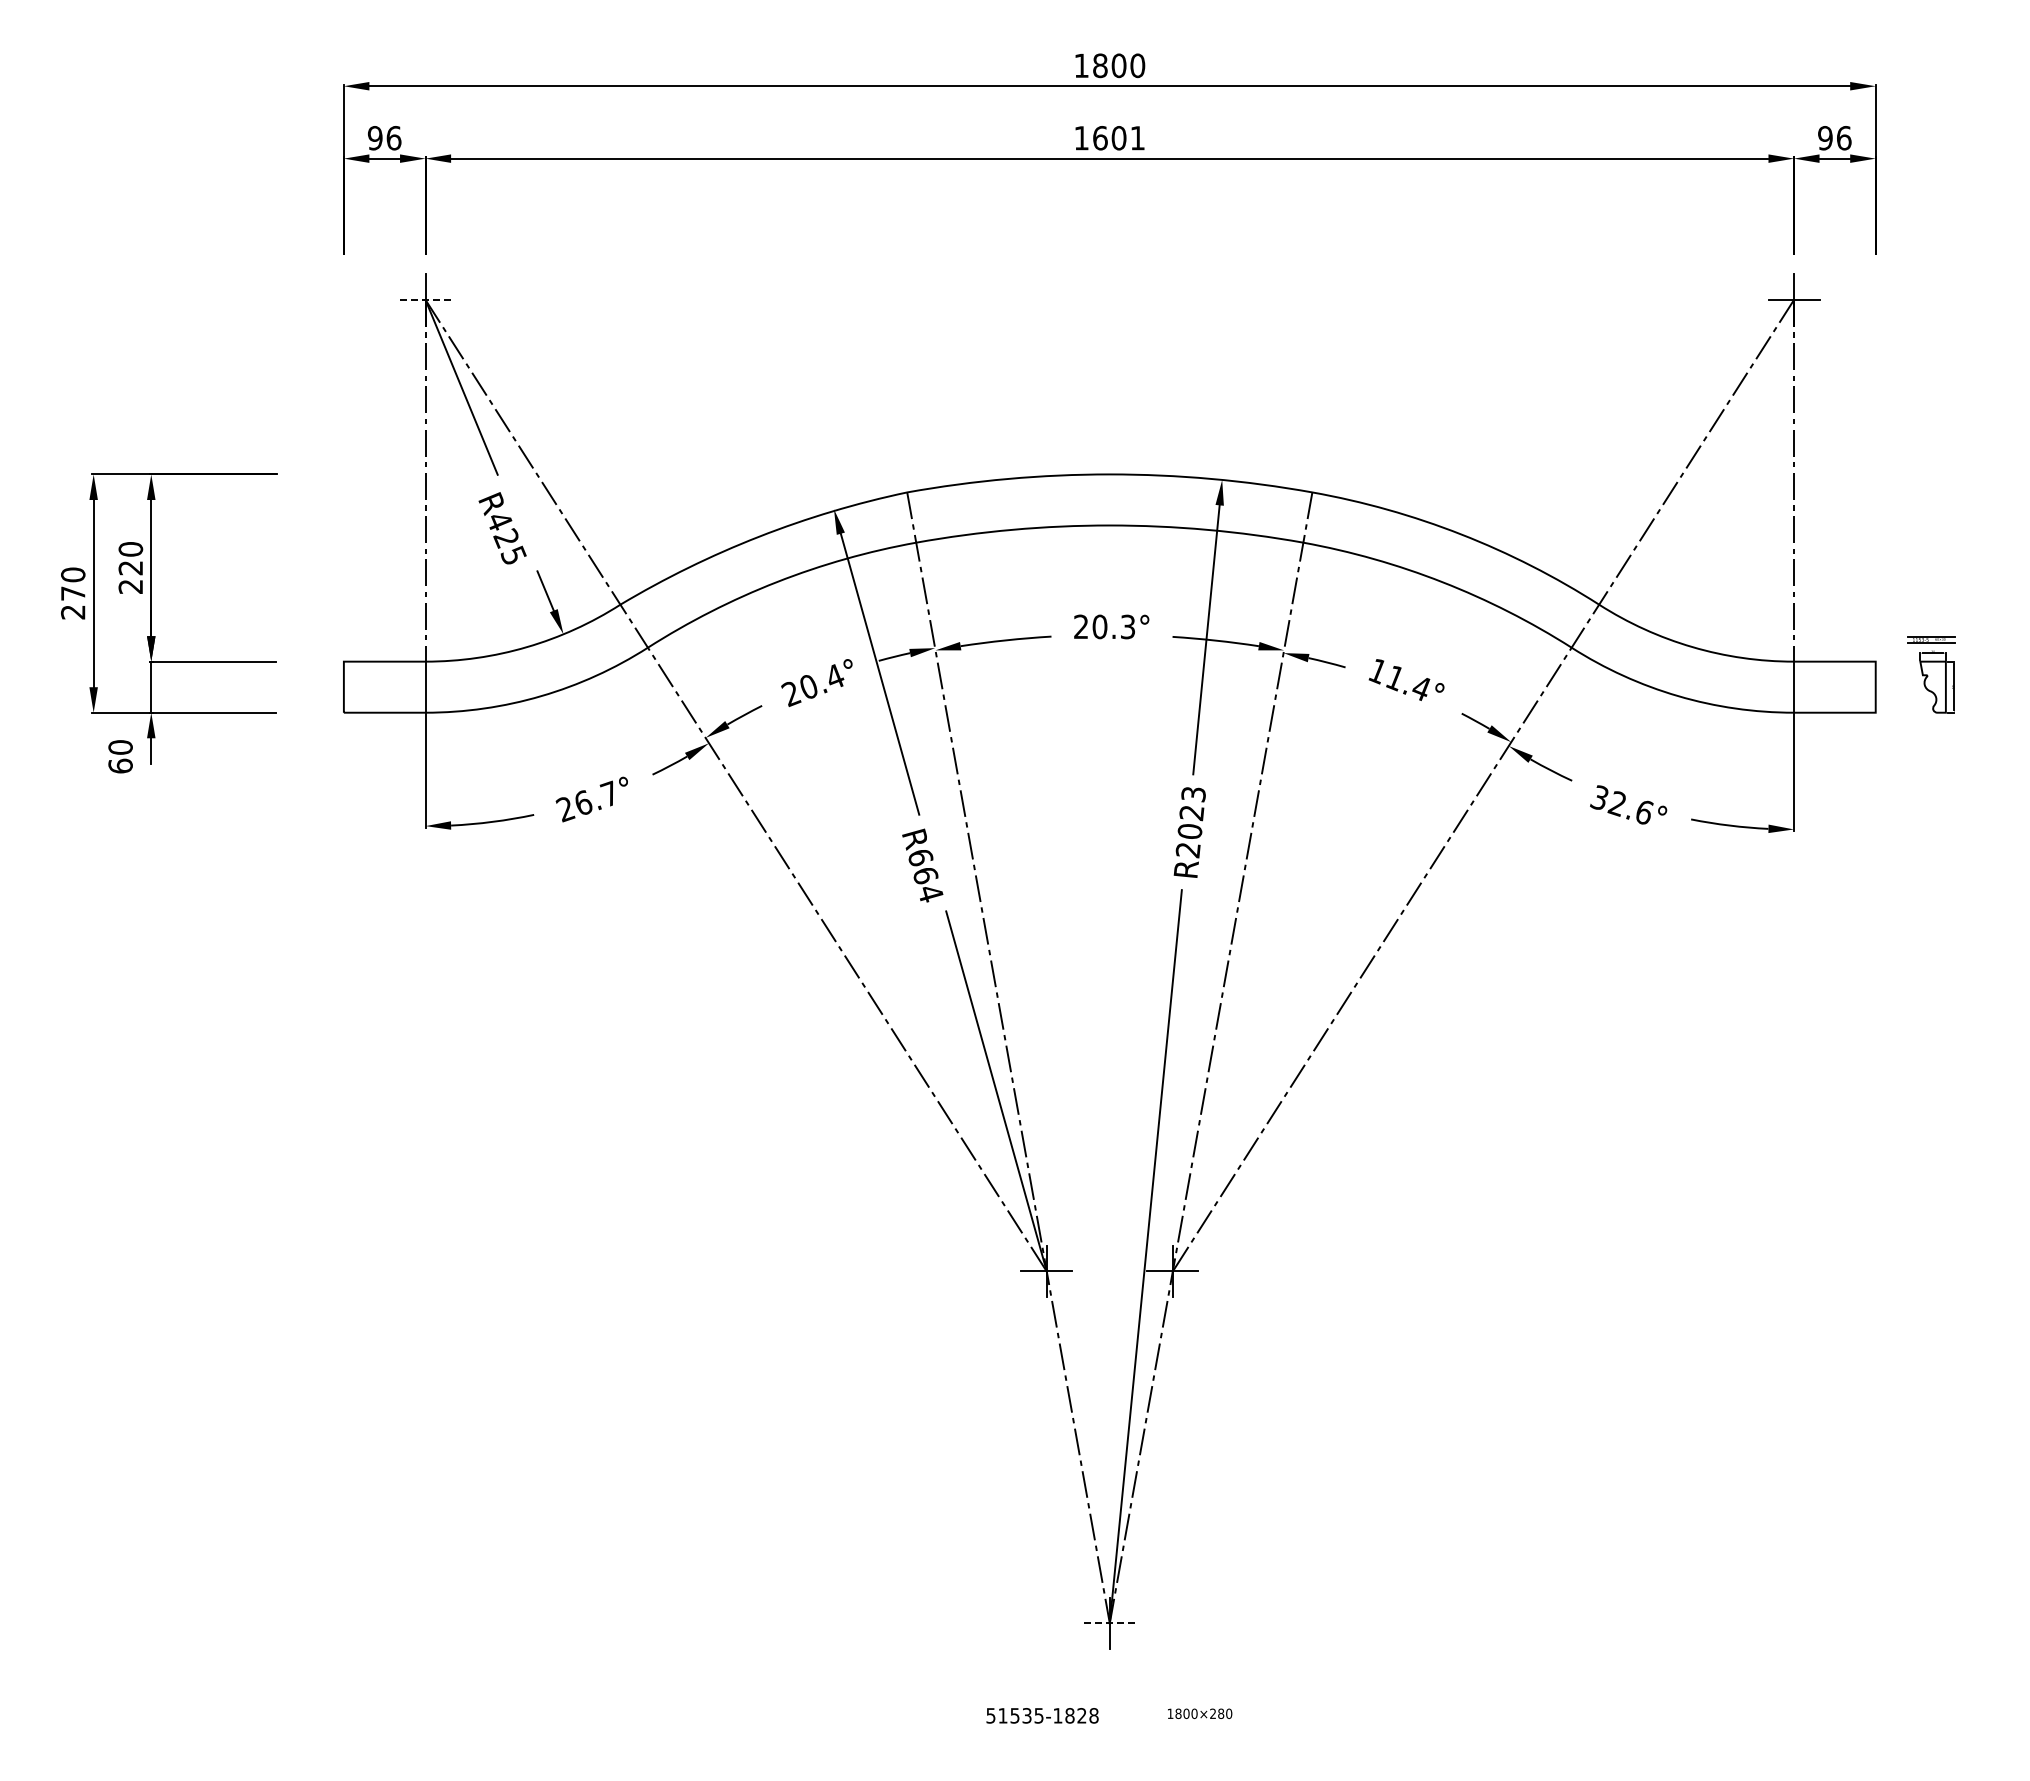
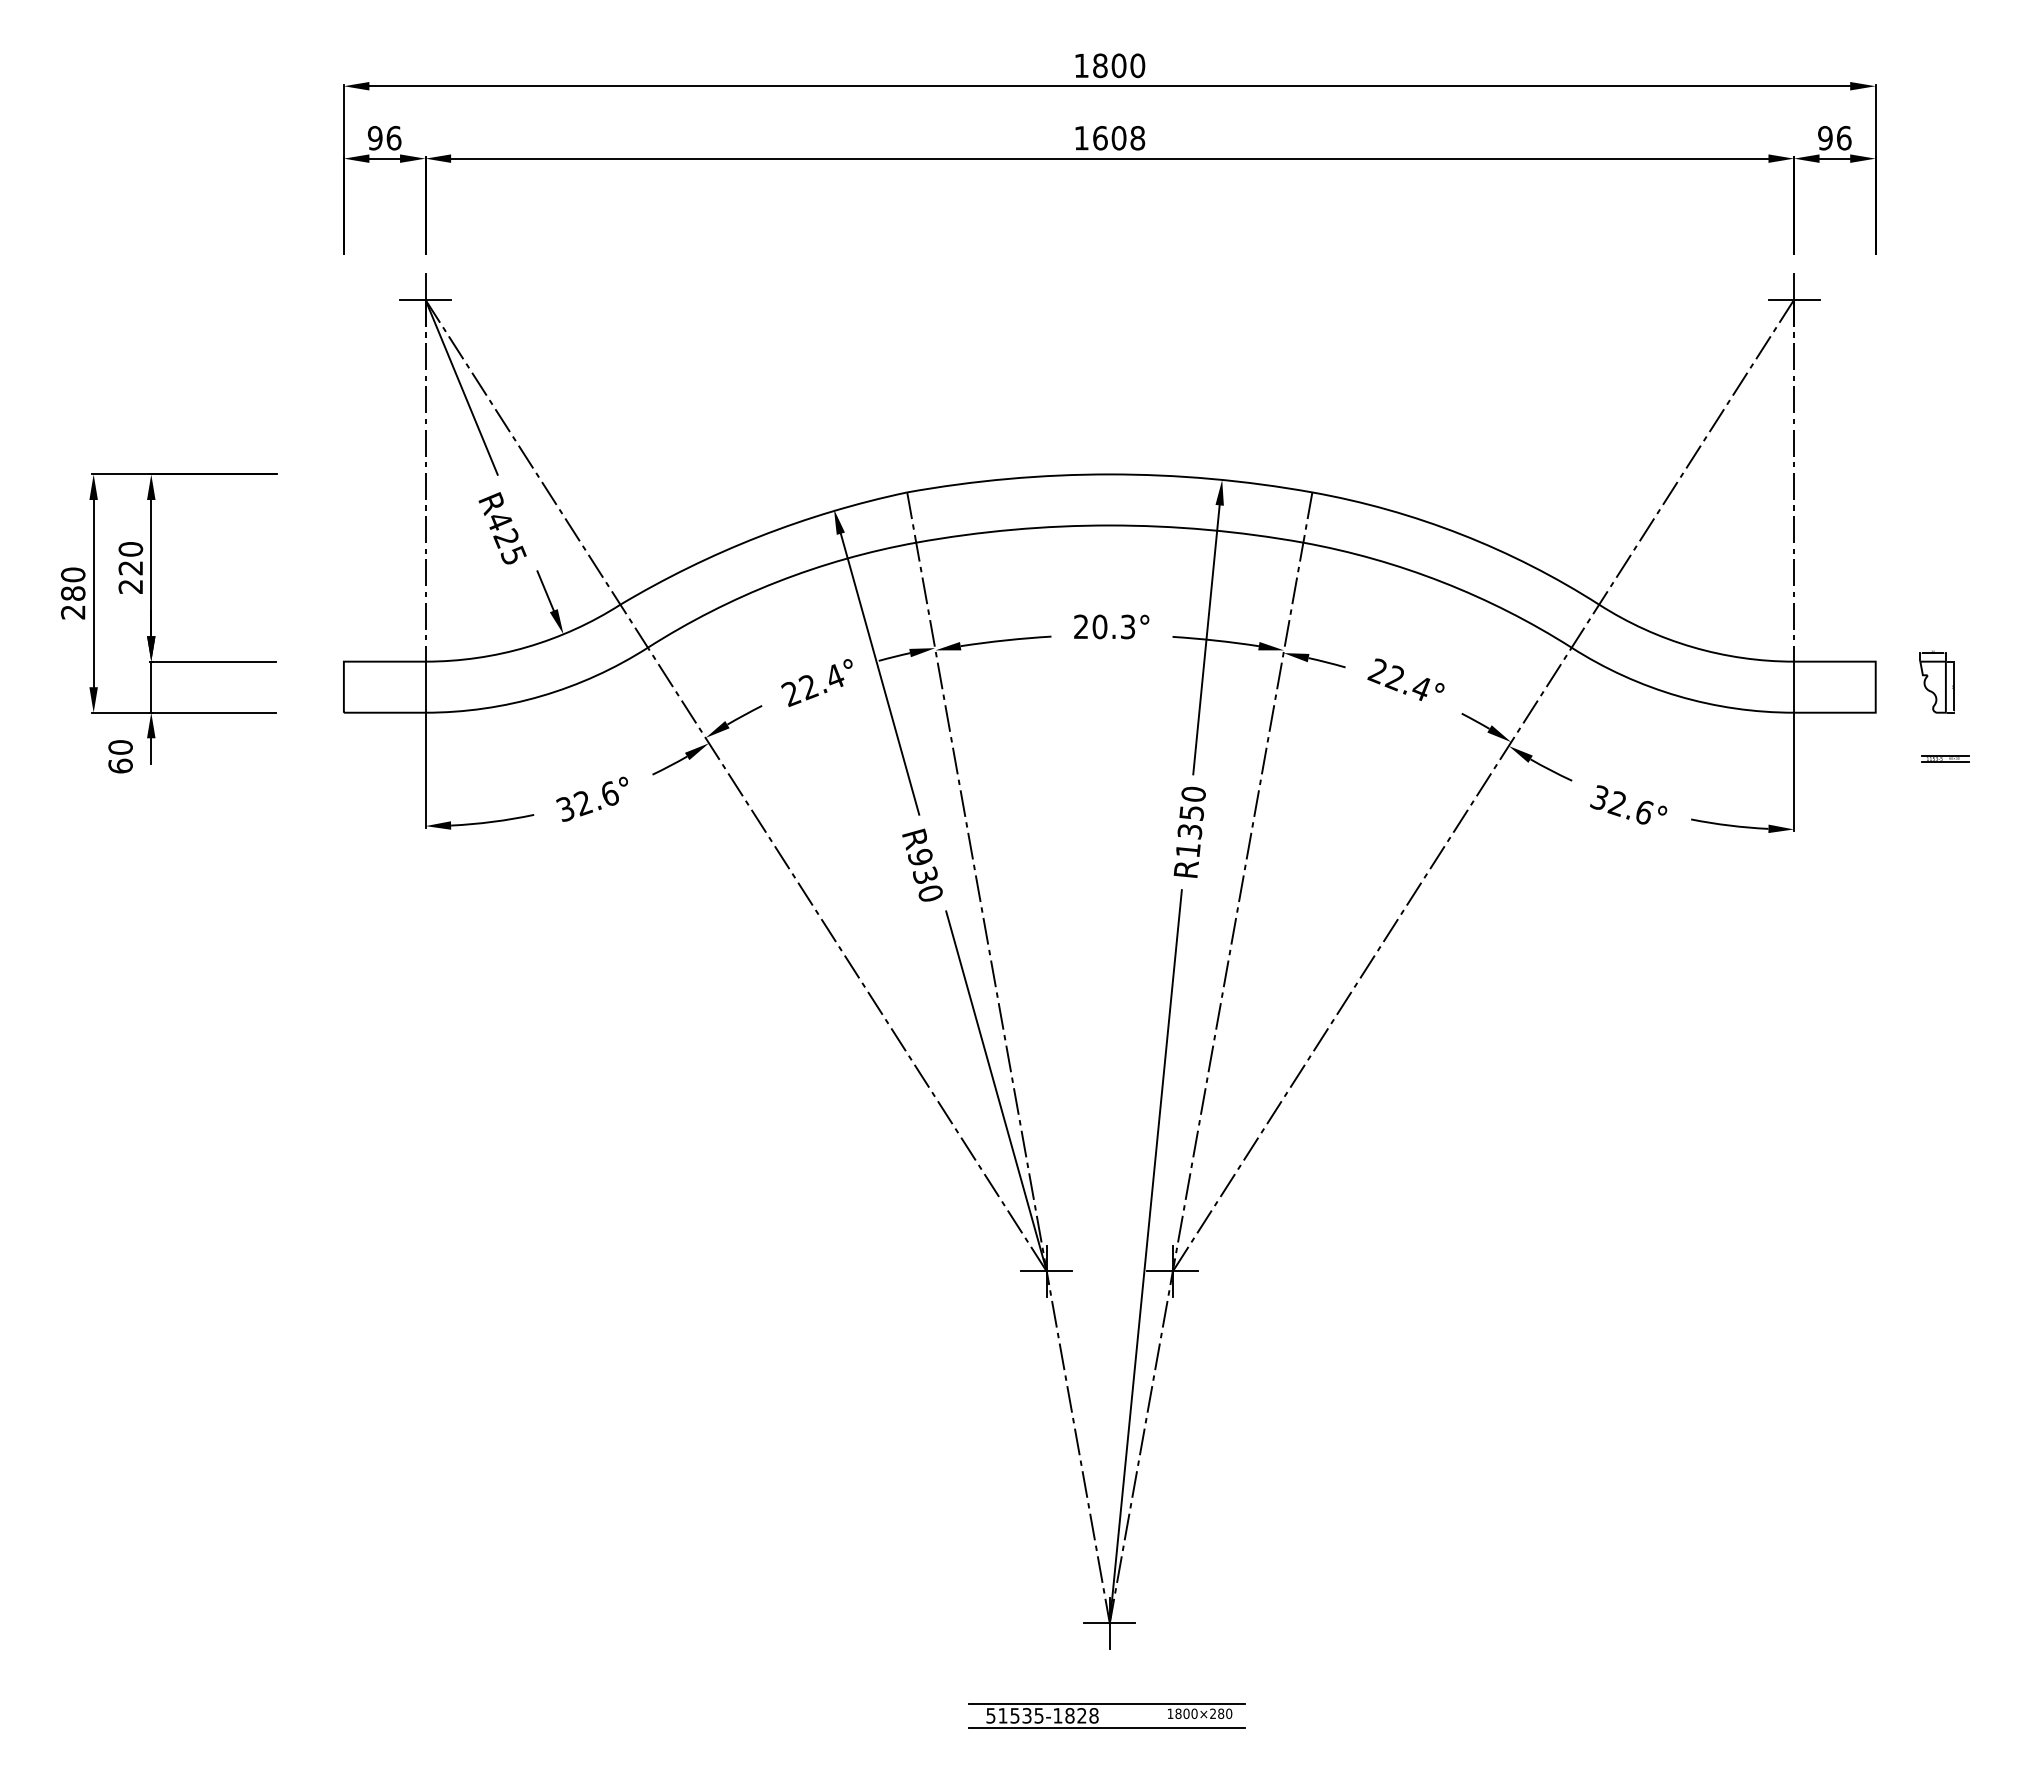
text: 1601 -> 1608 (1137, 138)
line: dashed -> solid (425, 299)
text: 270 -> 280 (73, 593)
part position: (1931, 639) -> (1945, 758) (1945, 758)
text: 11.4° -> 22.4° (1385, 674)
text: 20.4° -> 22.4° (808, 687)
text: 26.7° -> 32.6° (586, 801)
text: R2023 -> R1350 (1190, 822)
text: R664 -> R930 (925, 875)
line: dashed -> solid (1109, 1623)
line: none -> present (1106, 1703)
line: none -> present (1106, 1727)
